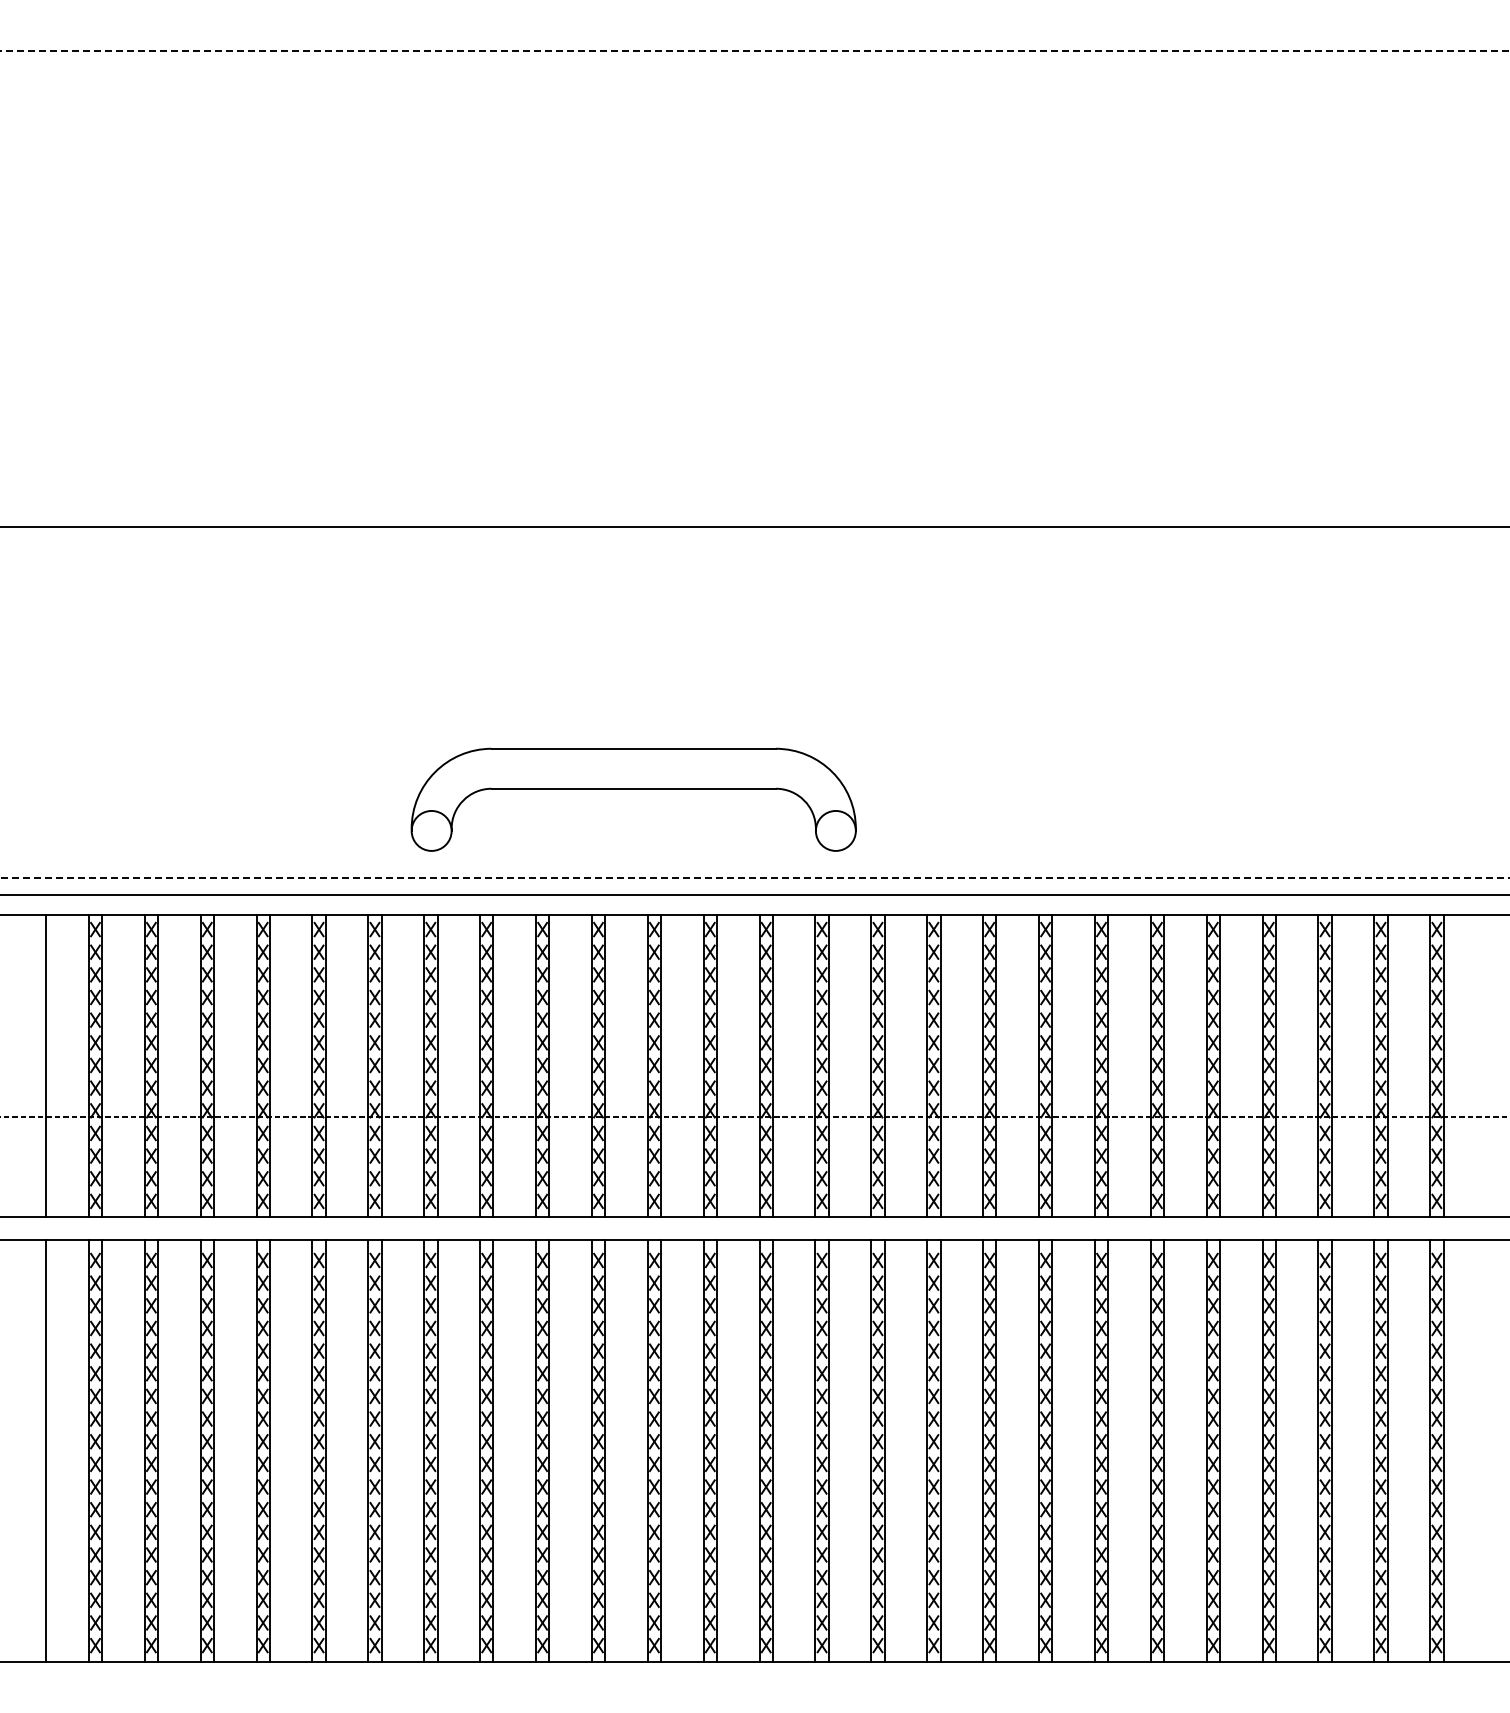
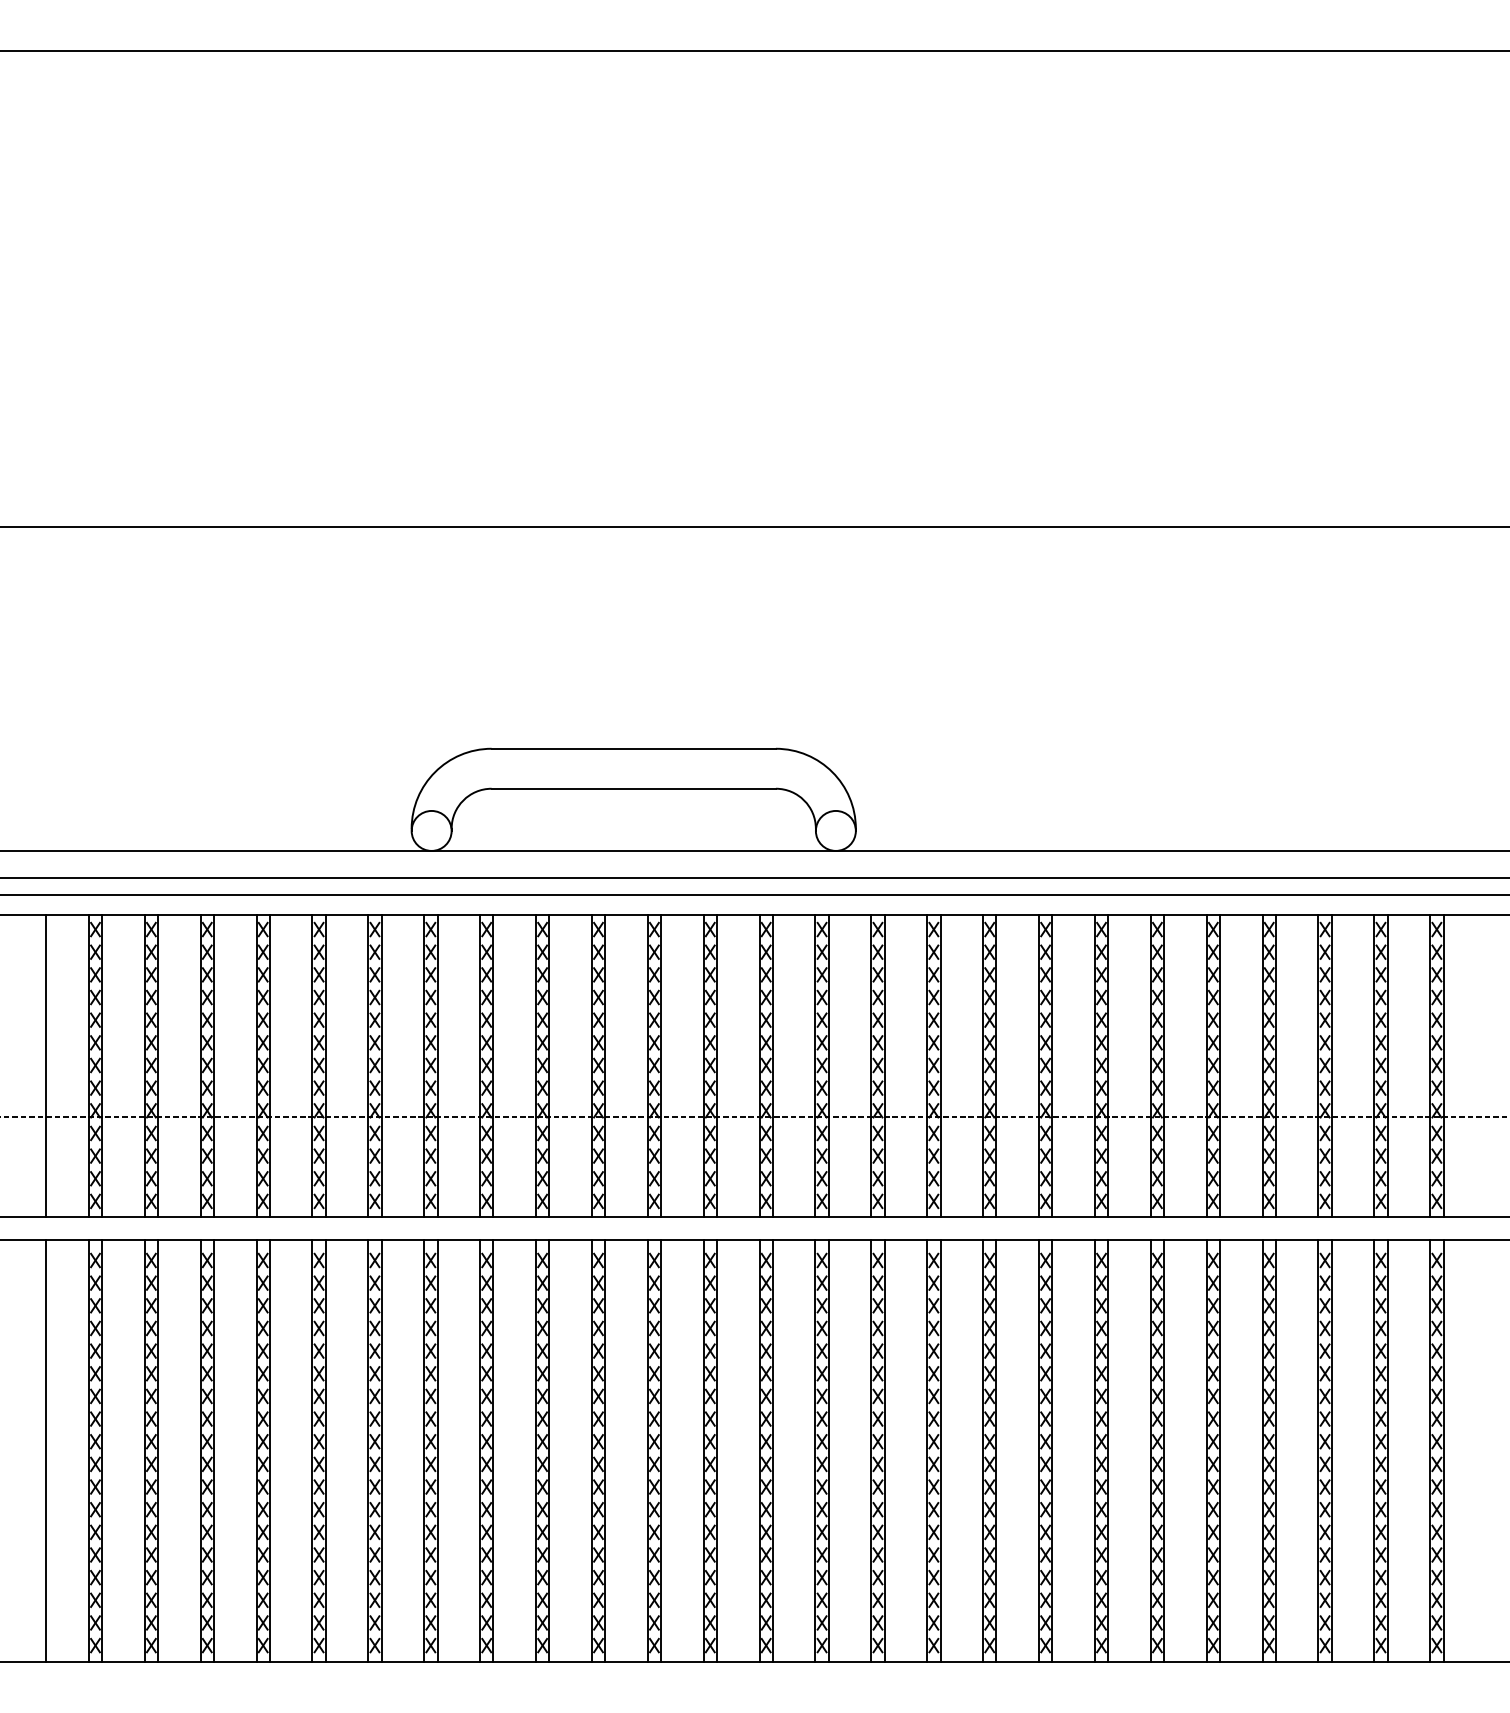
line: dashed -> solid (754, 51)
line: none -> present (754, 850)
line: dashed -> solid (755, 877)
